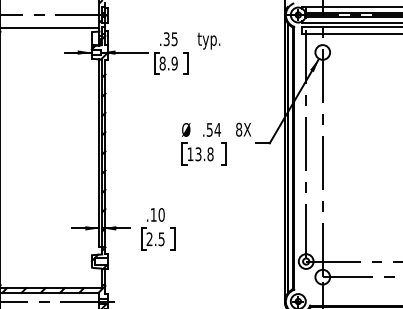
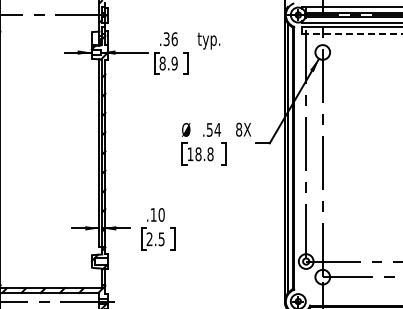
line: present -> none (50, 28)
line: solid -> dashed (352, 33)
text: .35 -> .36 (174, 39)
text: 13.8 -> 18.8 (198, 154)
